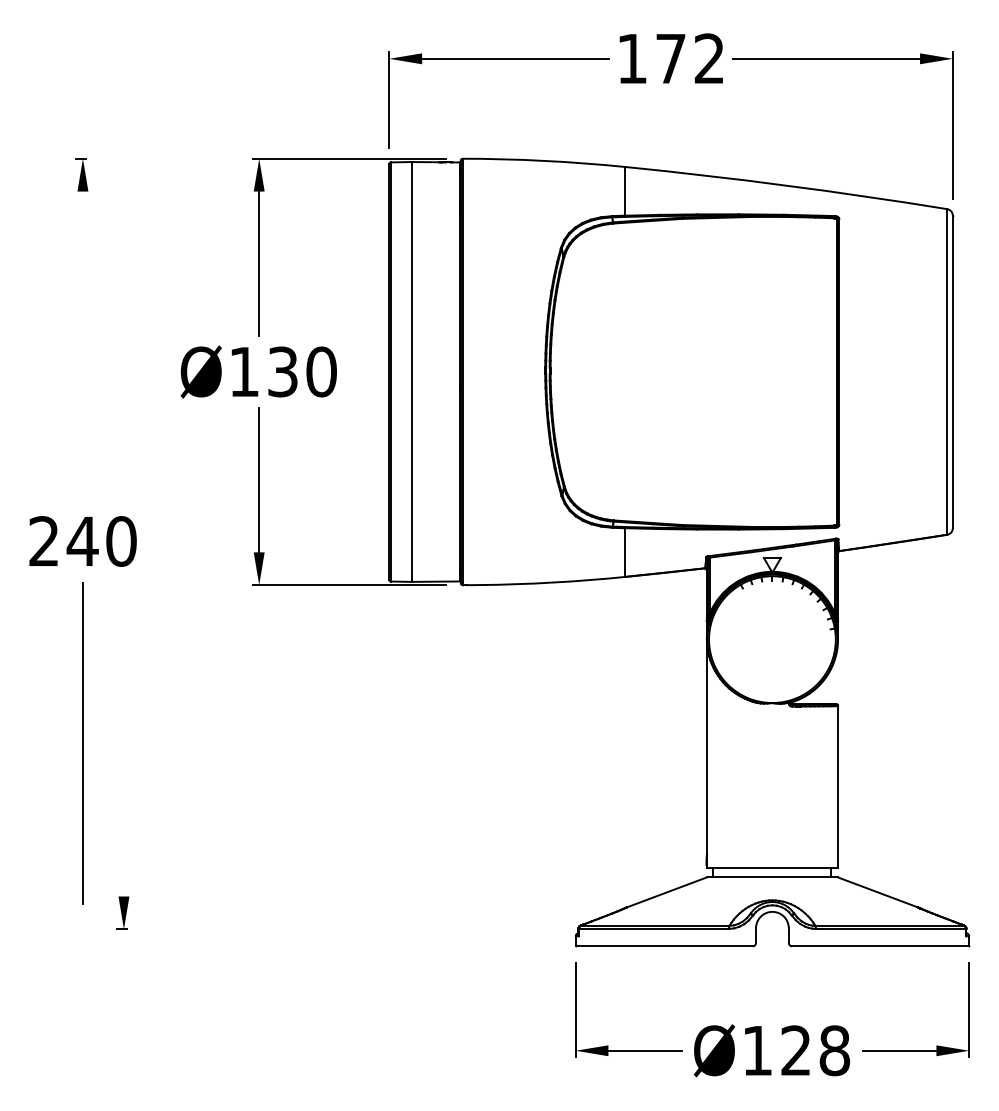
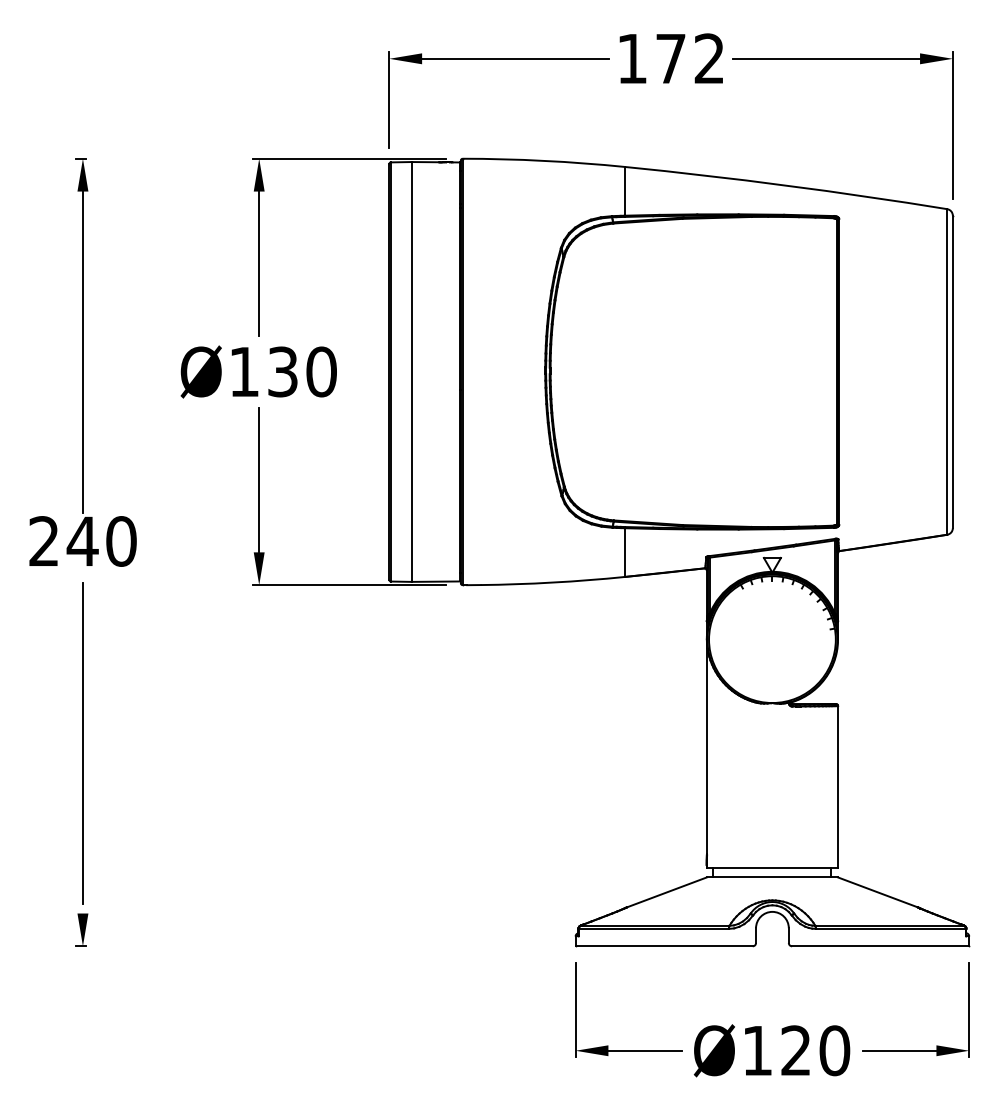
line: none -> present (82, 351)
part position: (122, 912) -> (81, 929) (81, 929)
text: Ø128 -> Ø120 (834, 1050)
